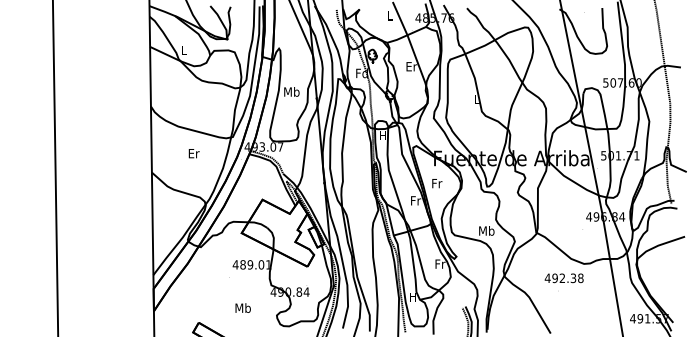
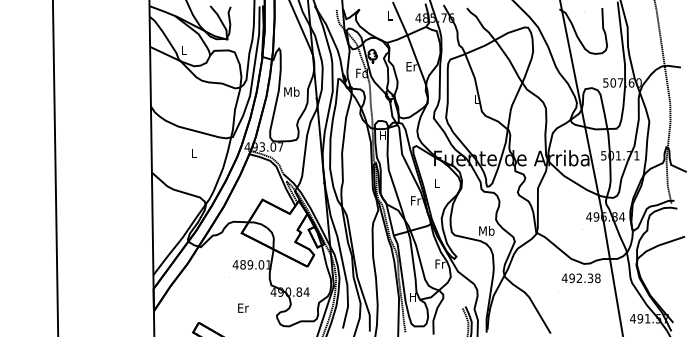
text: Er -> L (193, 153)
text: Fr -> L (437, 183)
text position: (563, 278) -> (580, 278) (580, 278)
text: Mb -> Er (242, 307)
